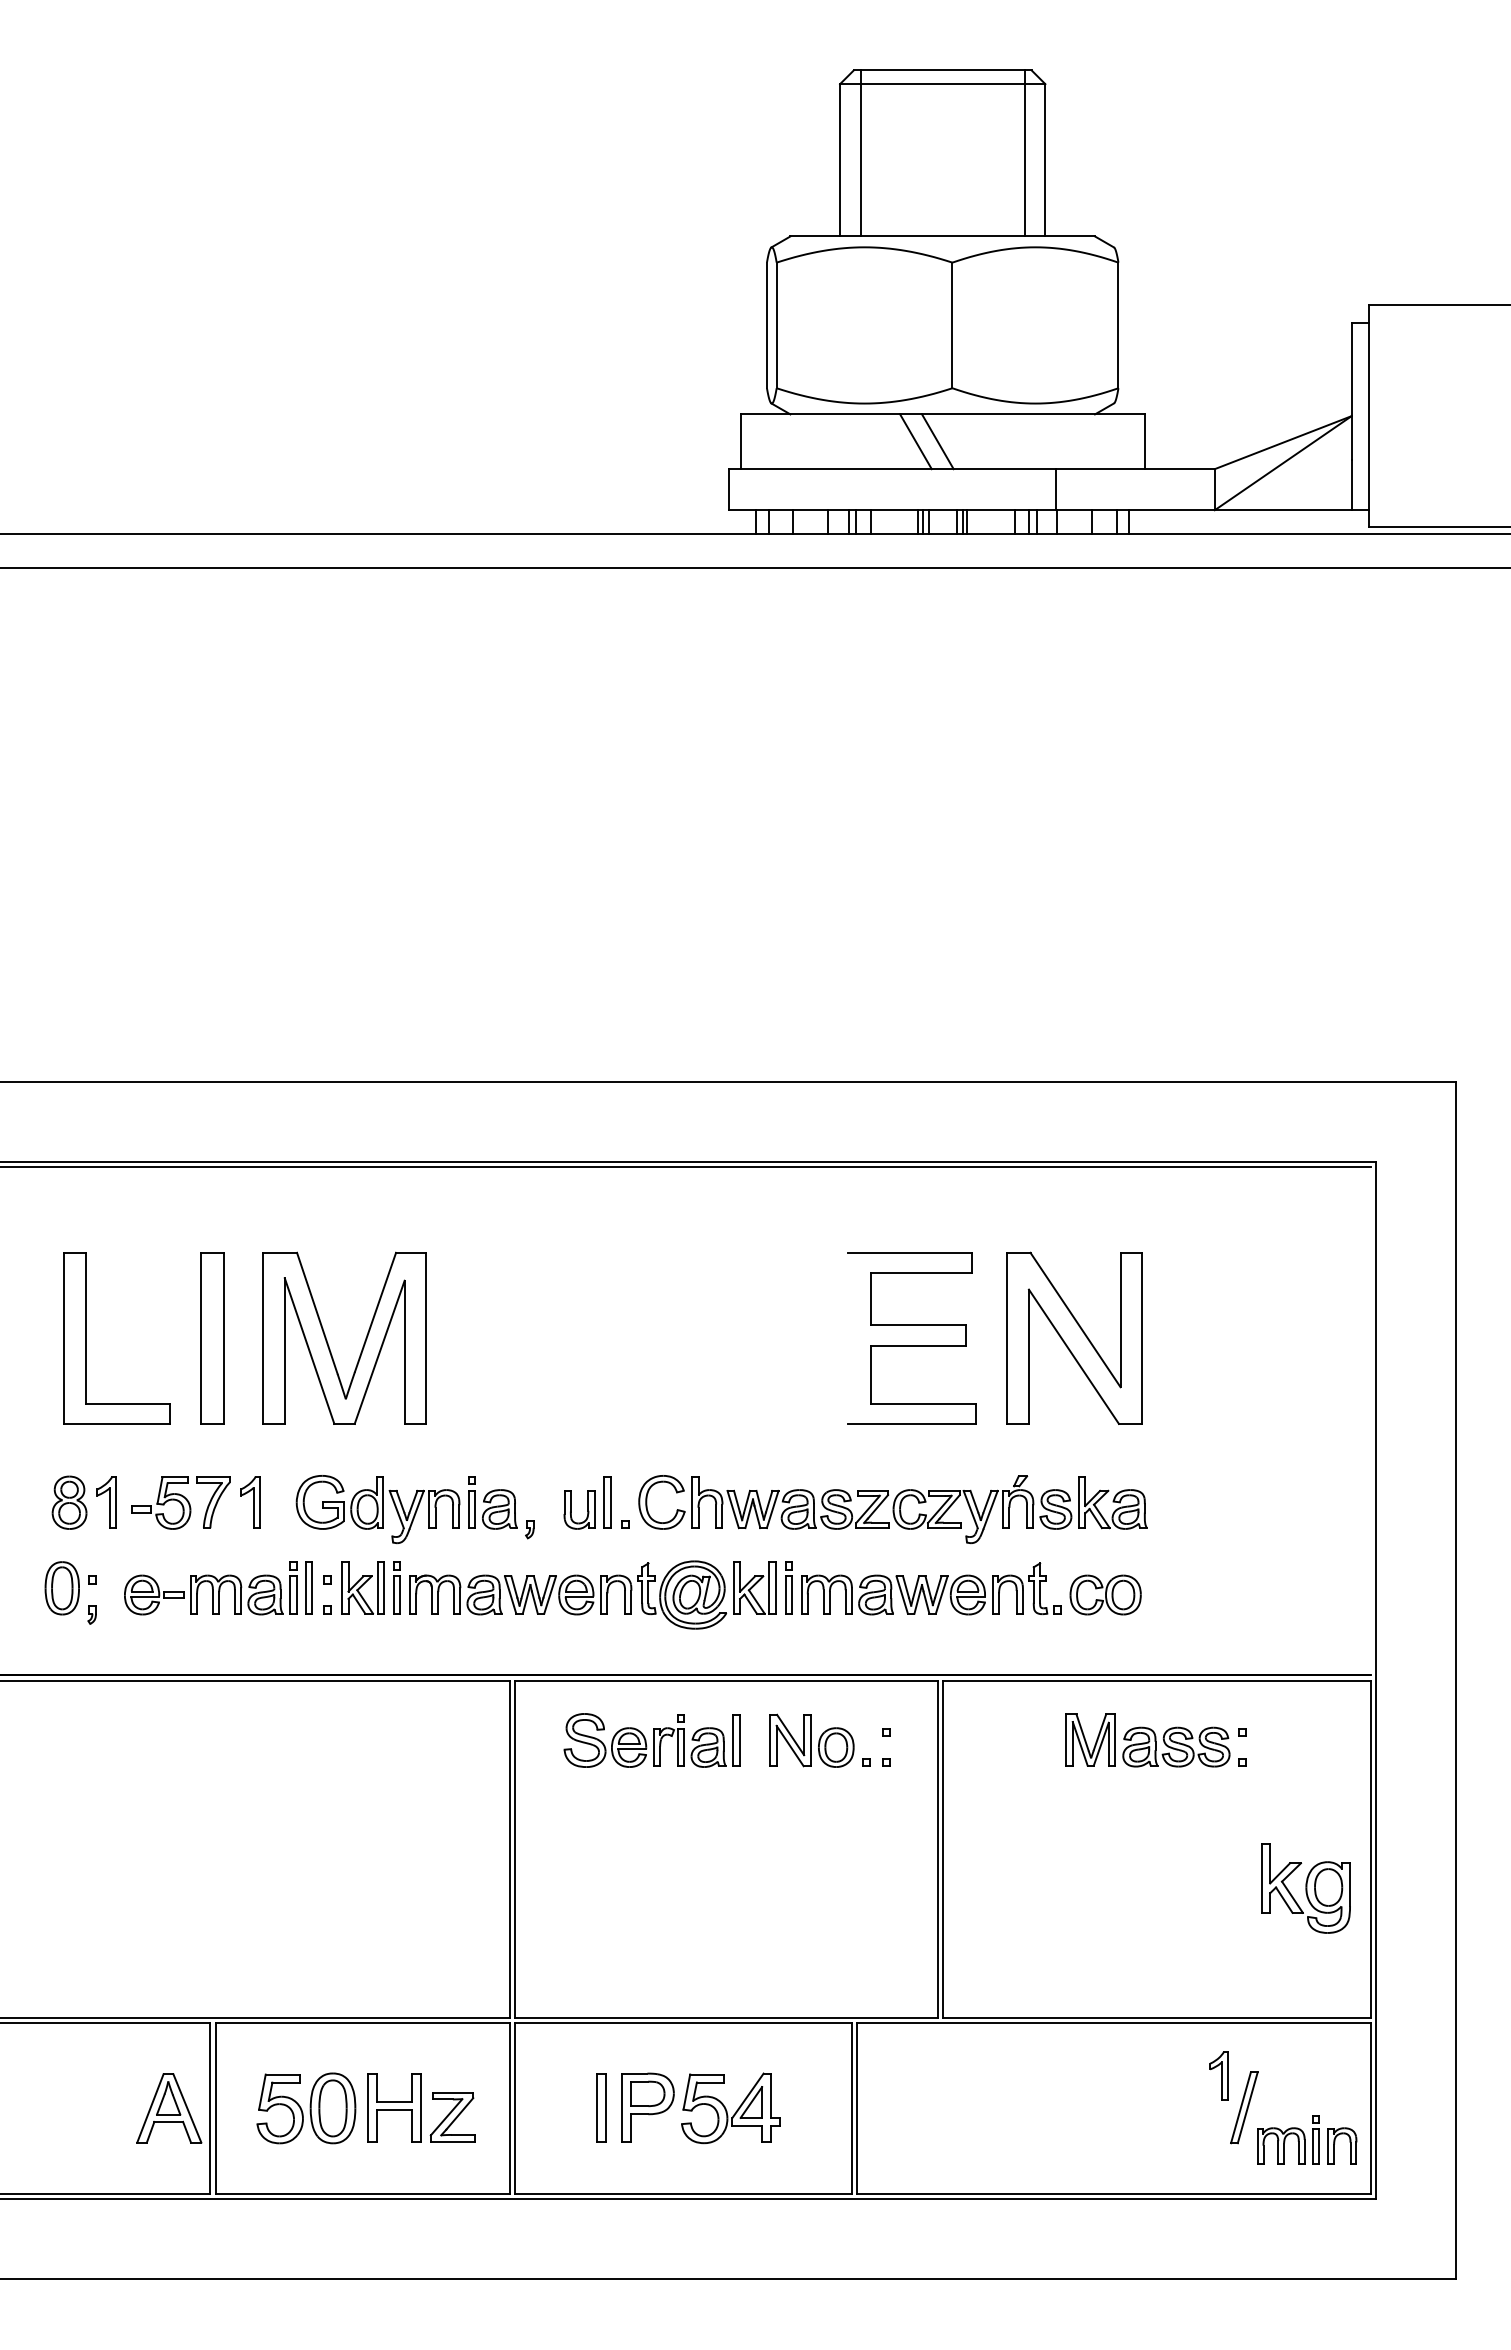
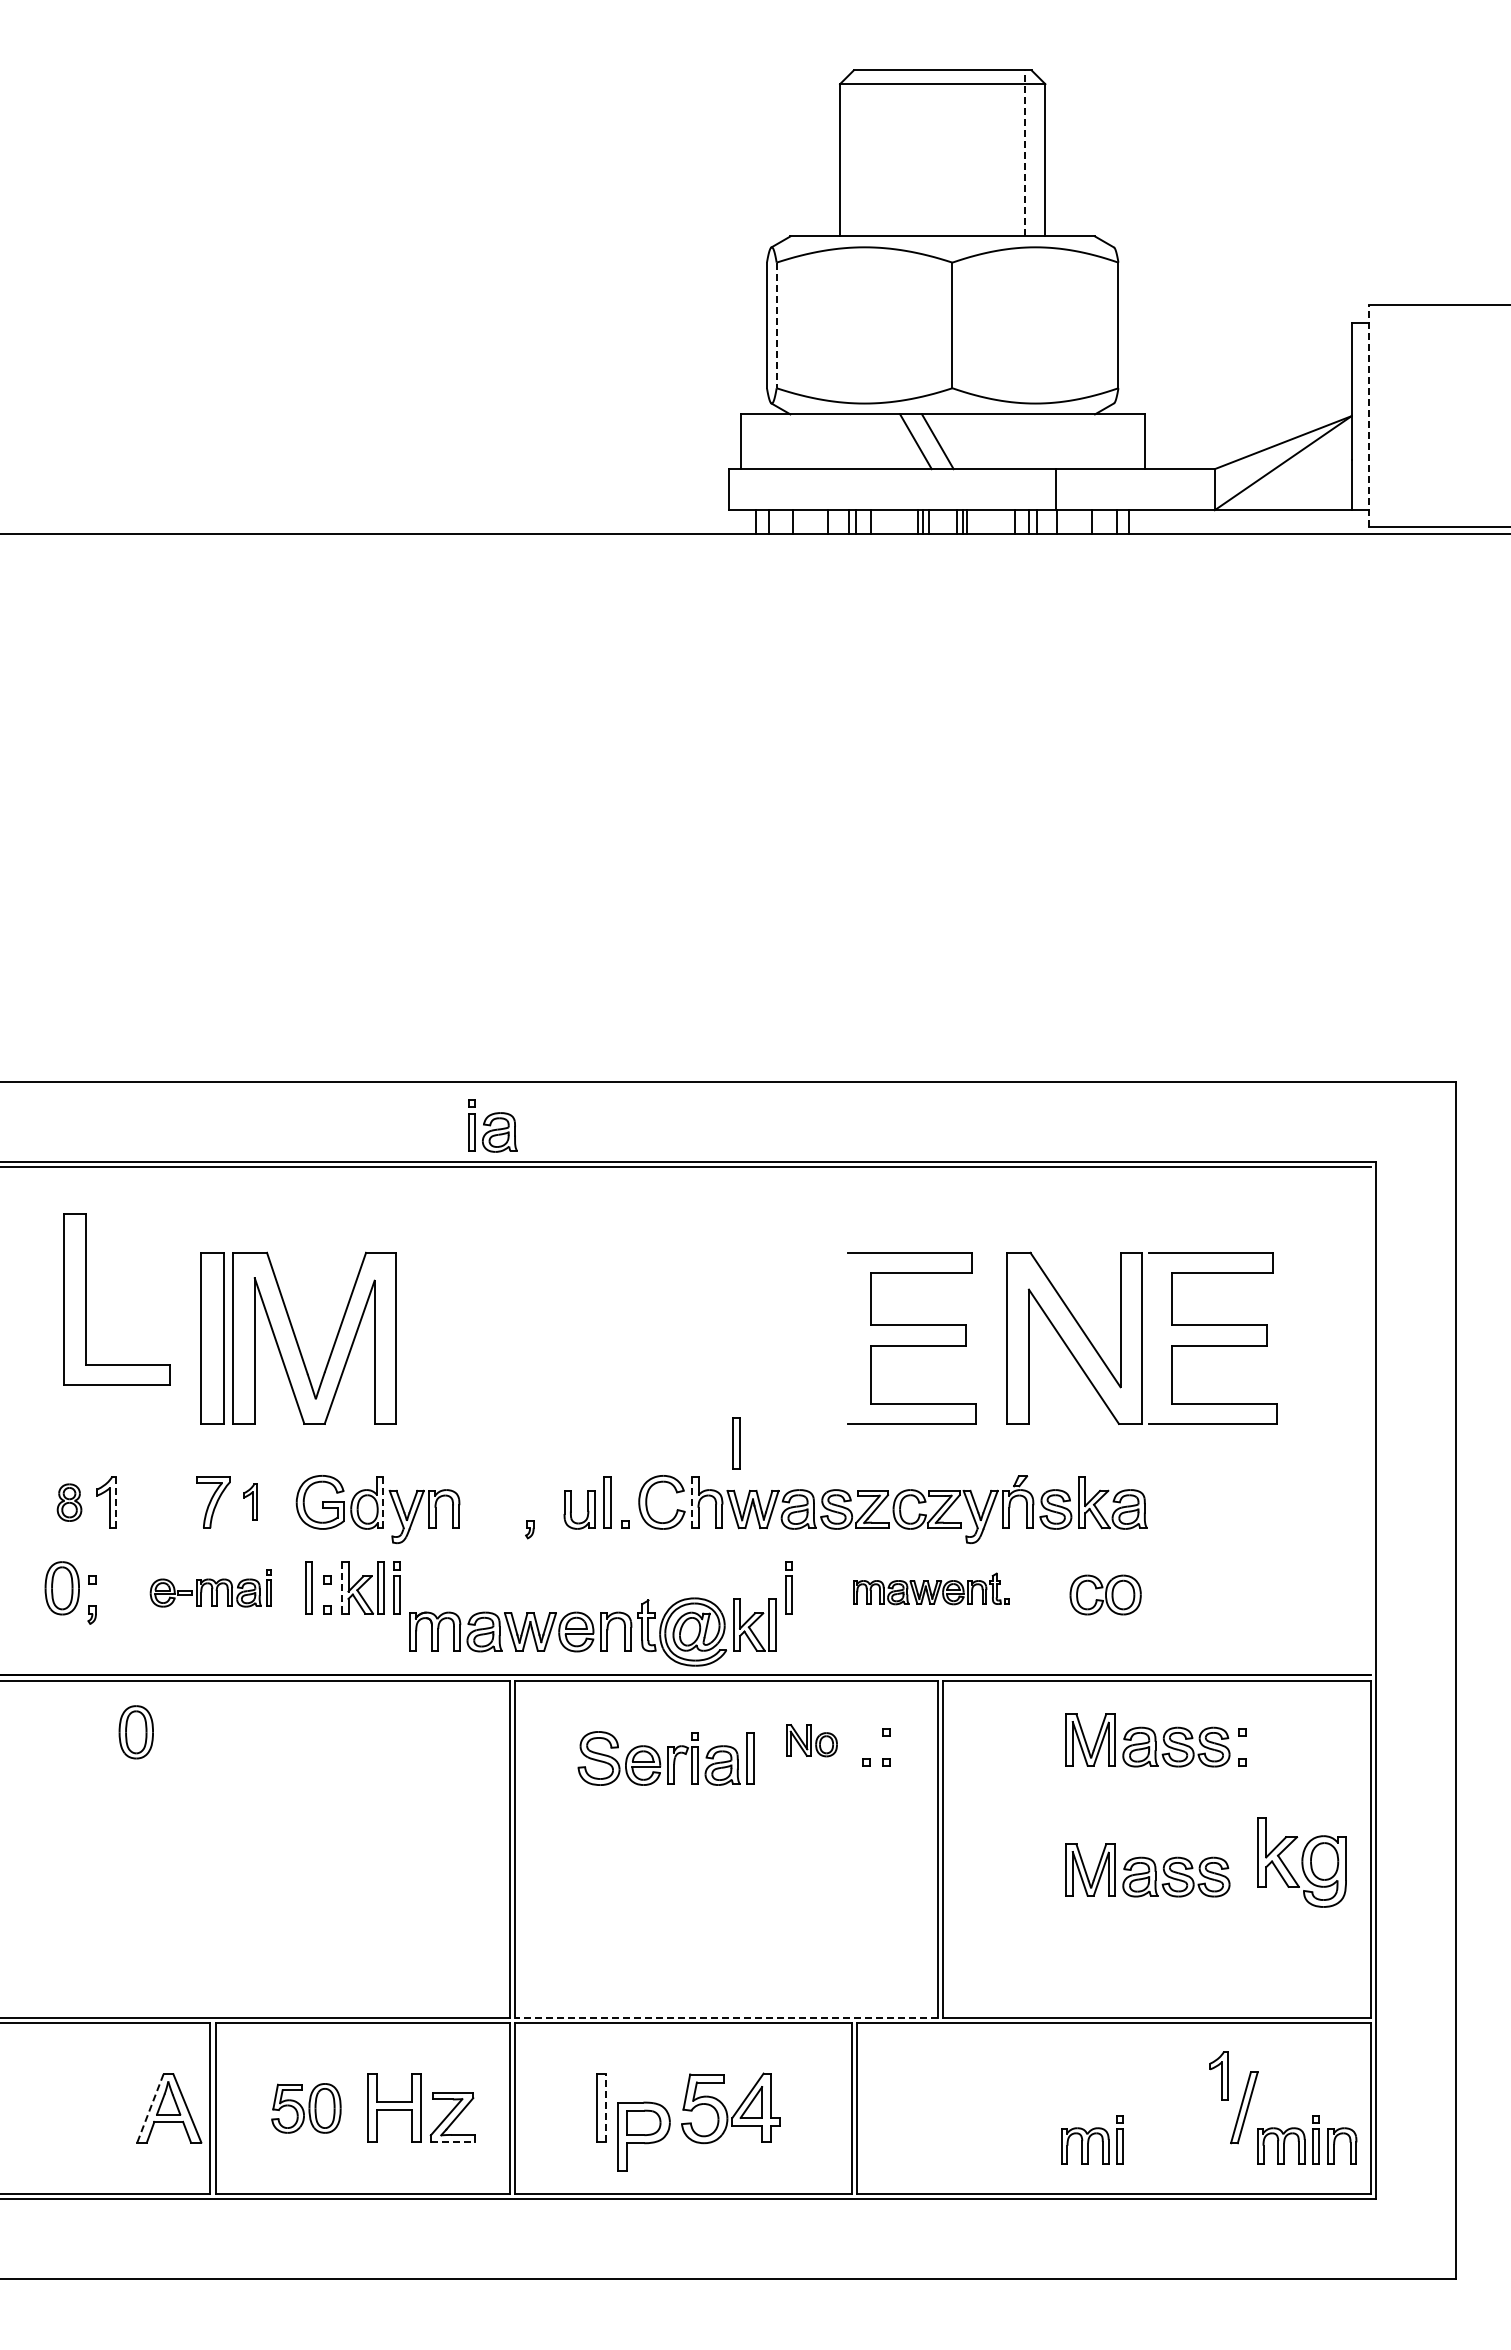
line: present -> none (860, 153)
line: solid -> dashed (1024, 153)
line: solid -> dashed (776, 325)
line: solid -> dashed (1368, 415)
line: present -> none (754, 568)
part position: (86, 1338) -> (86, 1299) (86, 1299)
part position: (328, 1343) -> (298, 1343) (298, 1343)
part: none -> present (1212, 1345)
part: none -> present (736, 1443)
part size: 37x55 px -> 27x39 px (69, 1502)
line: solid -> dashed (116, 1502)
part: present -> none (161, 1502)
part size: 21x53 px -> 15x38 px (250, 1501)
line: solid -> dashed (383, 1502)
part position: (492, 1502) -> (492, 1125) (492, 1125)
line: solid -> dashed (692, 1502)
part size: 174x55 px -> 123x39 px (210, 1588)
line: solid -> dashed (342, 1588)
part size: 261x54 px -> 157x34 px (931, 1588)
part position: (592, 1594) -> (592, 1631) (592, 1631)
part: none -> present (135, 1732)
part position: (651, 1740) -> (665, 1758) (665, 1758)
part size: 86x55 px -> 52x34 px (811, 1740)
part: none -> present (1147, 1870)
part position: (1305, 1888) -> (1301, 1862) (1301, 1862)
line: solid -> dashed (725, 2017)
line: solid -> dashed (605, 2107)
part position: (647, 2107) -> (643, 2136) (643, 2136)
line: solid -> dashed (150, 2108)
part size: 101x73 px -> 71x51 px (306, 2108)
part: none -> present (1092, 2139)
line: solid -> dashed (452, 2142)
